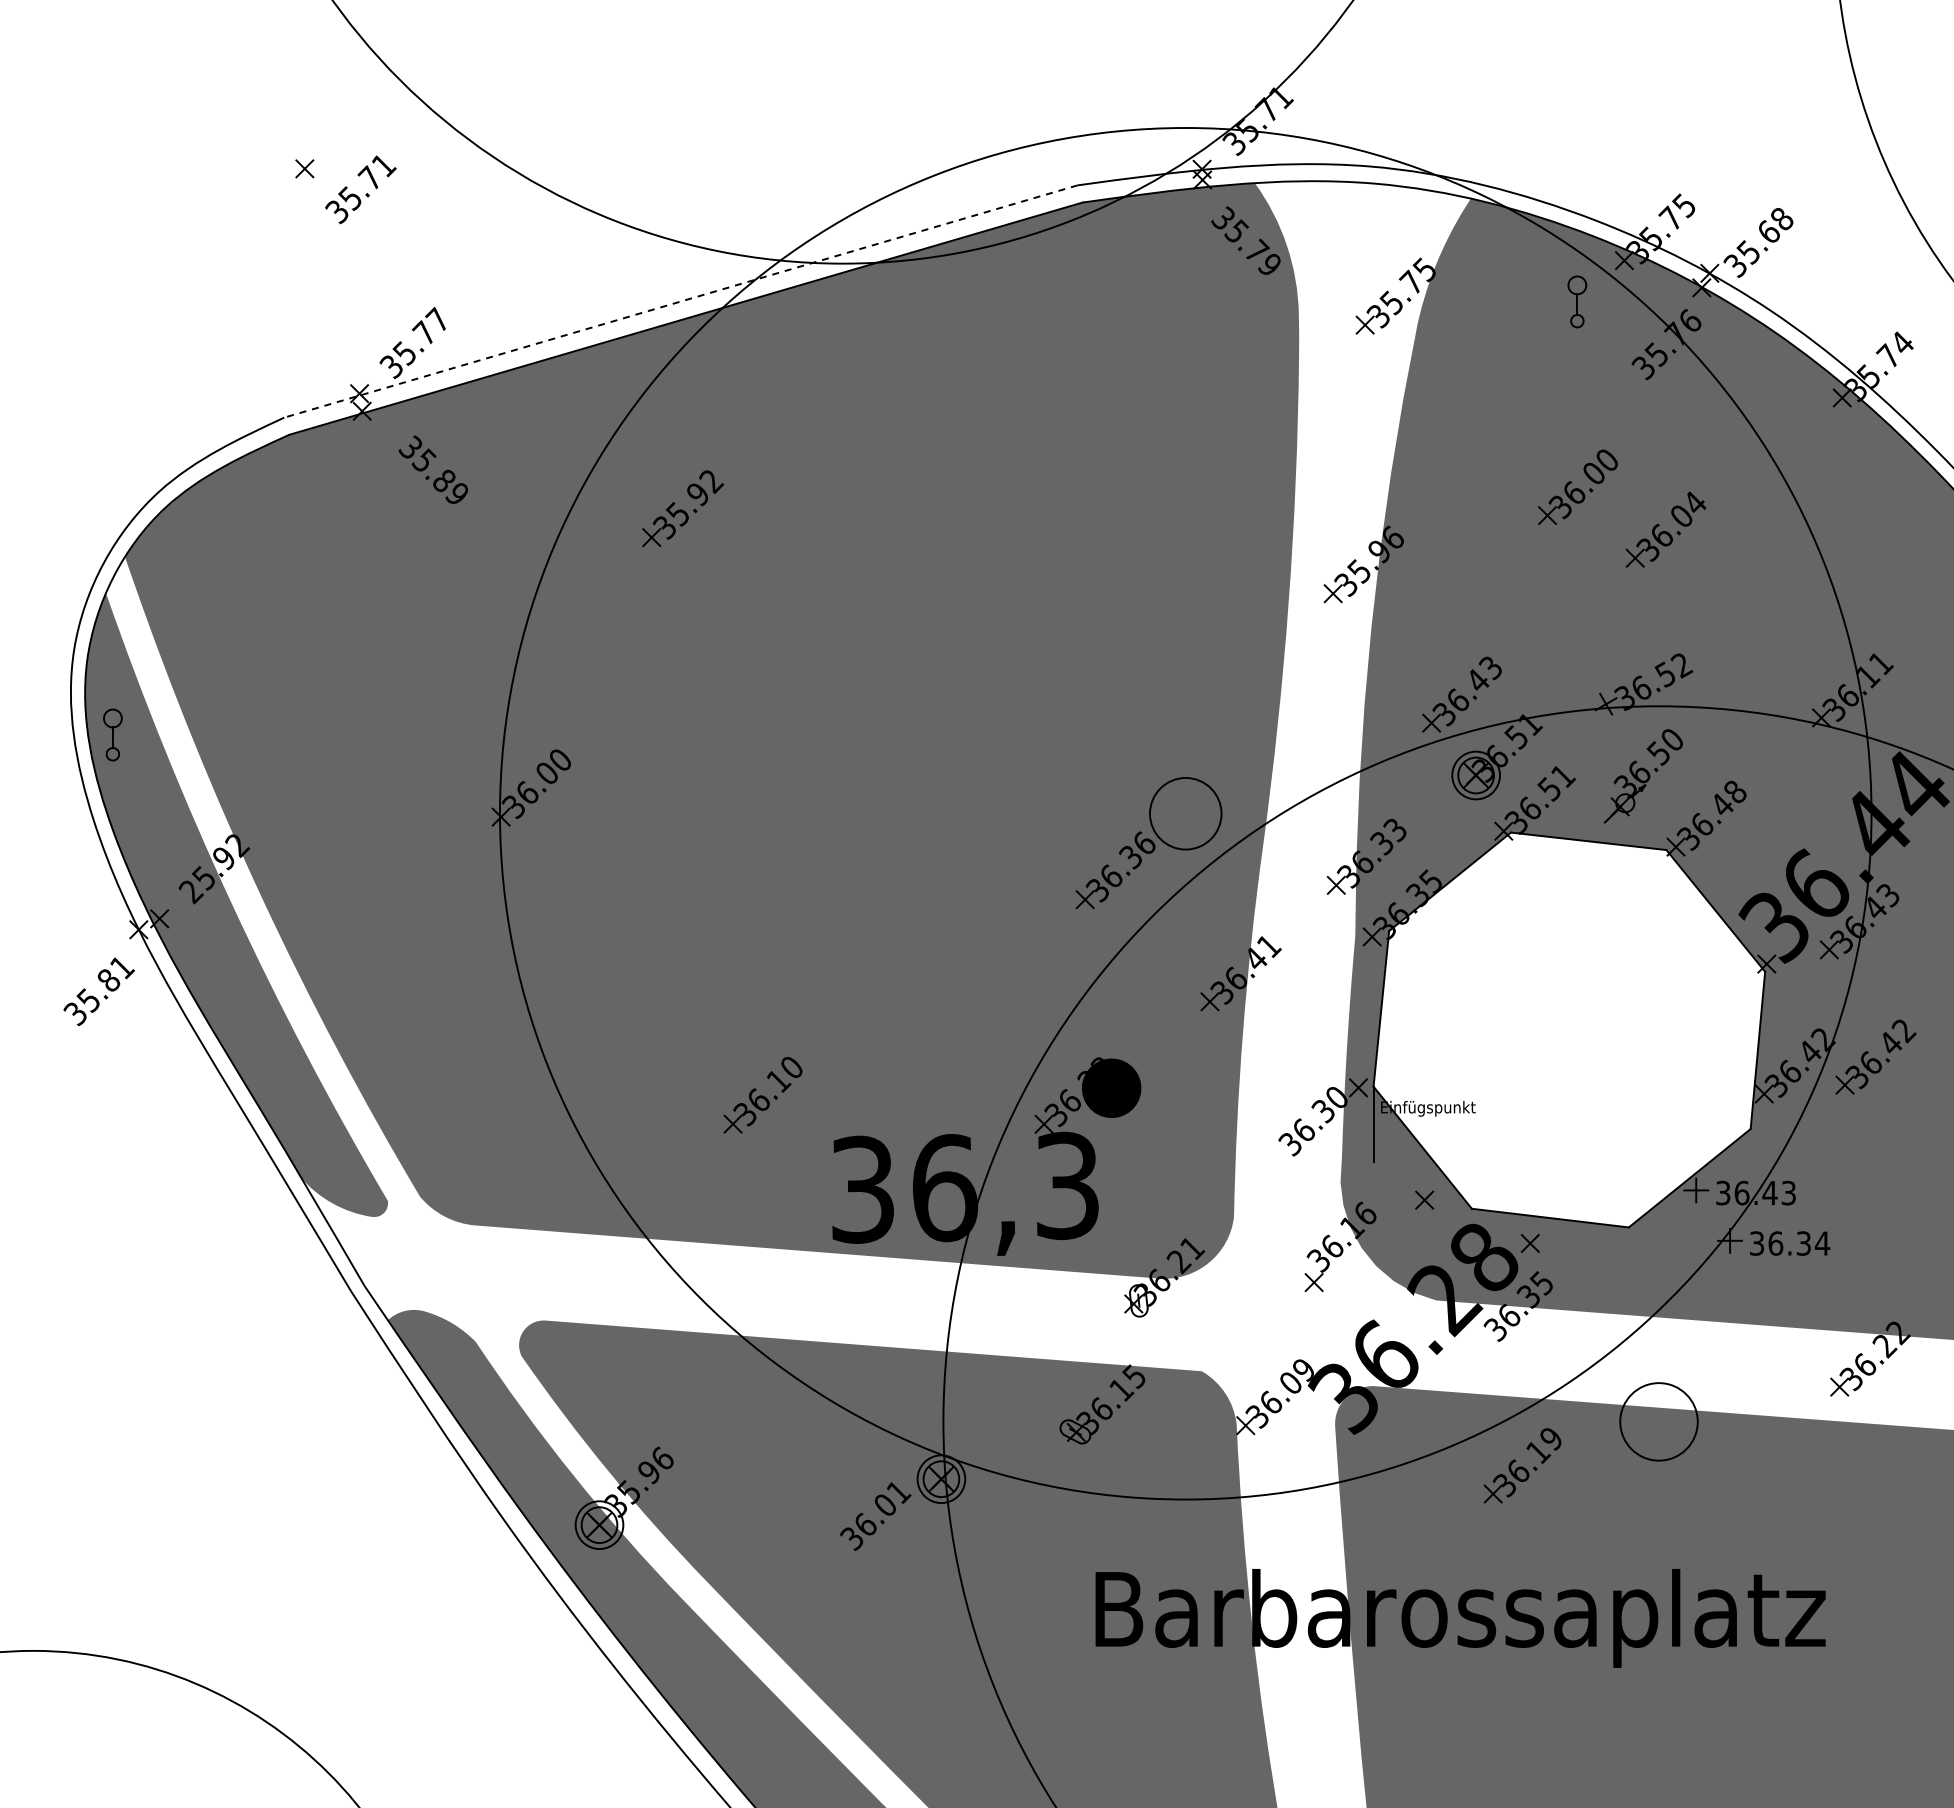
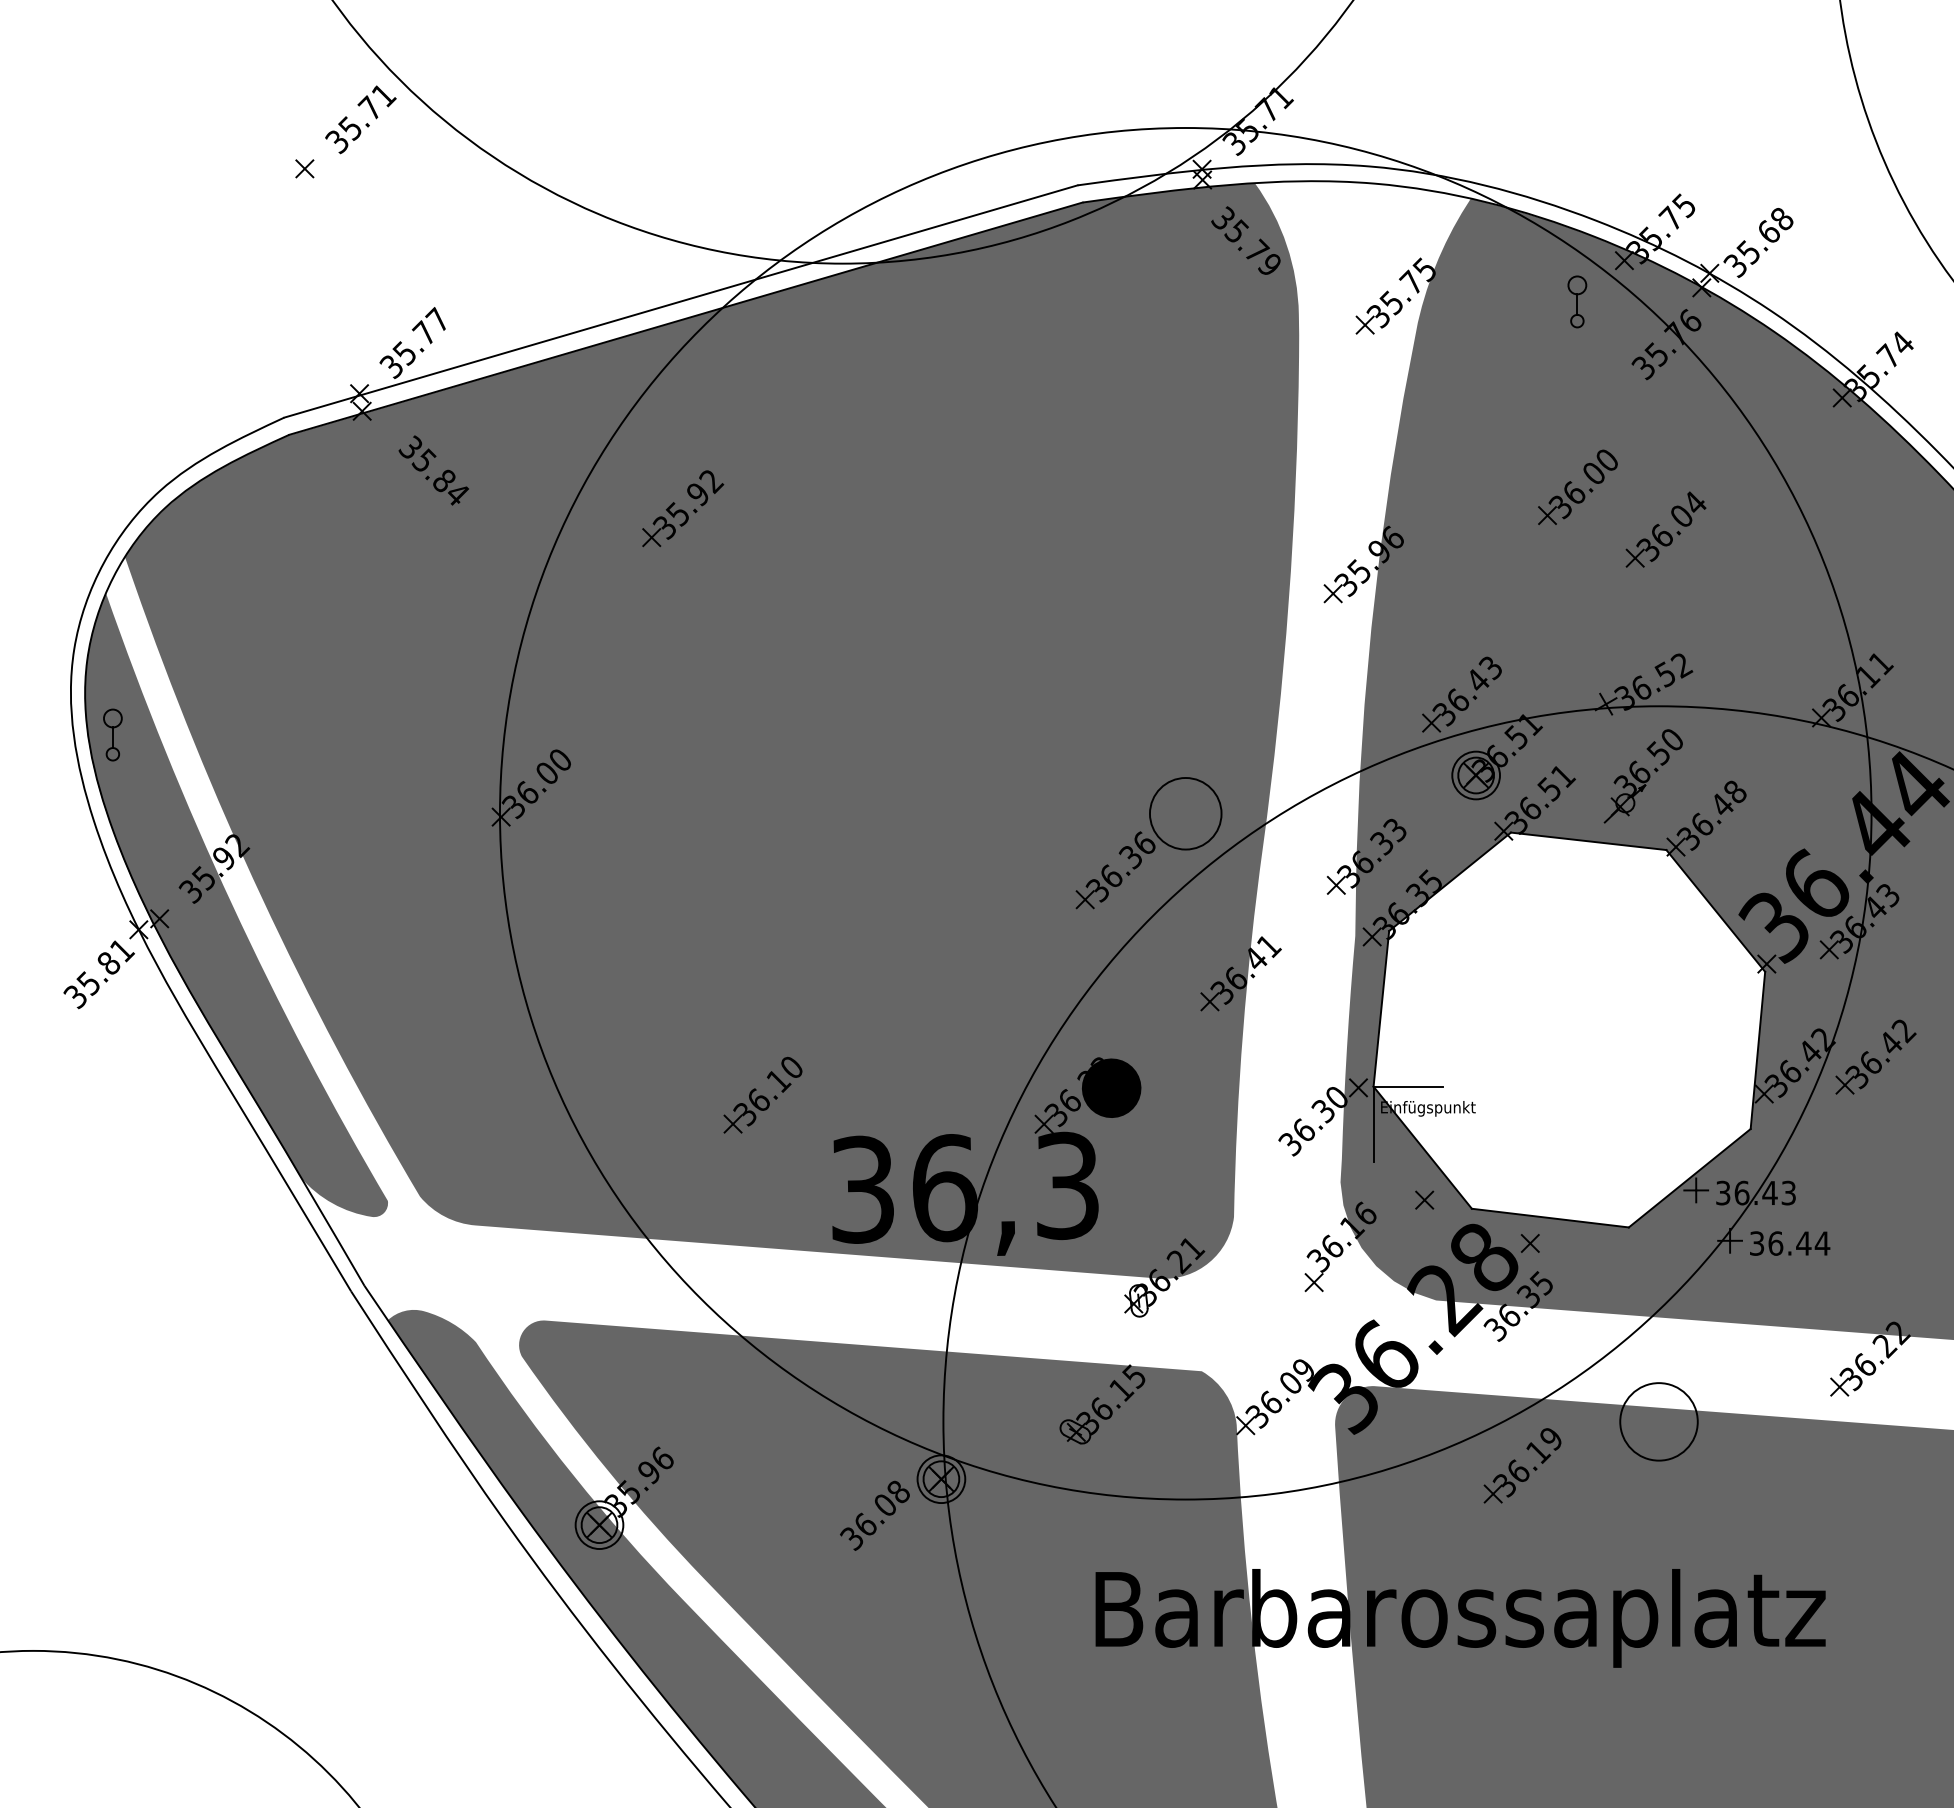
text position: (360, 189) -> (360, 119) (360, 119)
line: dashed -> solid (680, 301)
text: 35.89 -> 35.84 (456, 494)
text: 25.92 -> 35.92 (190, 892)
text position: (98, 991) -> (98, 974) (98, 974)
line: none -> present (1408, 1086)
text: 36.34 -> 36.44 (1803, 1243)
text: 36.01 -> 36.08 (899, 1492)
